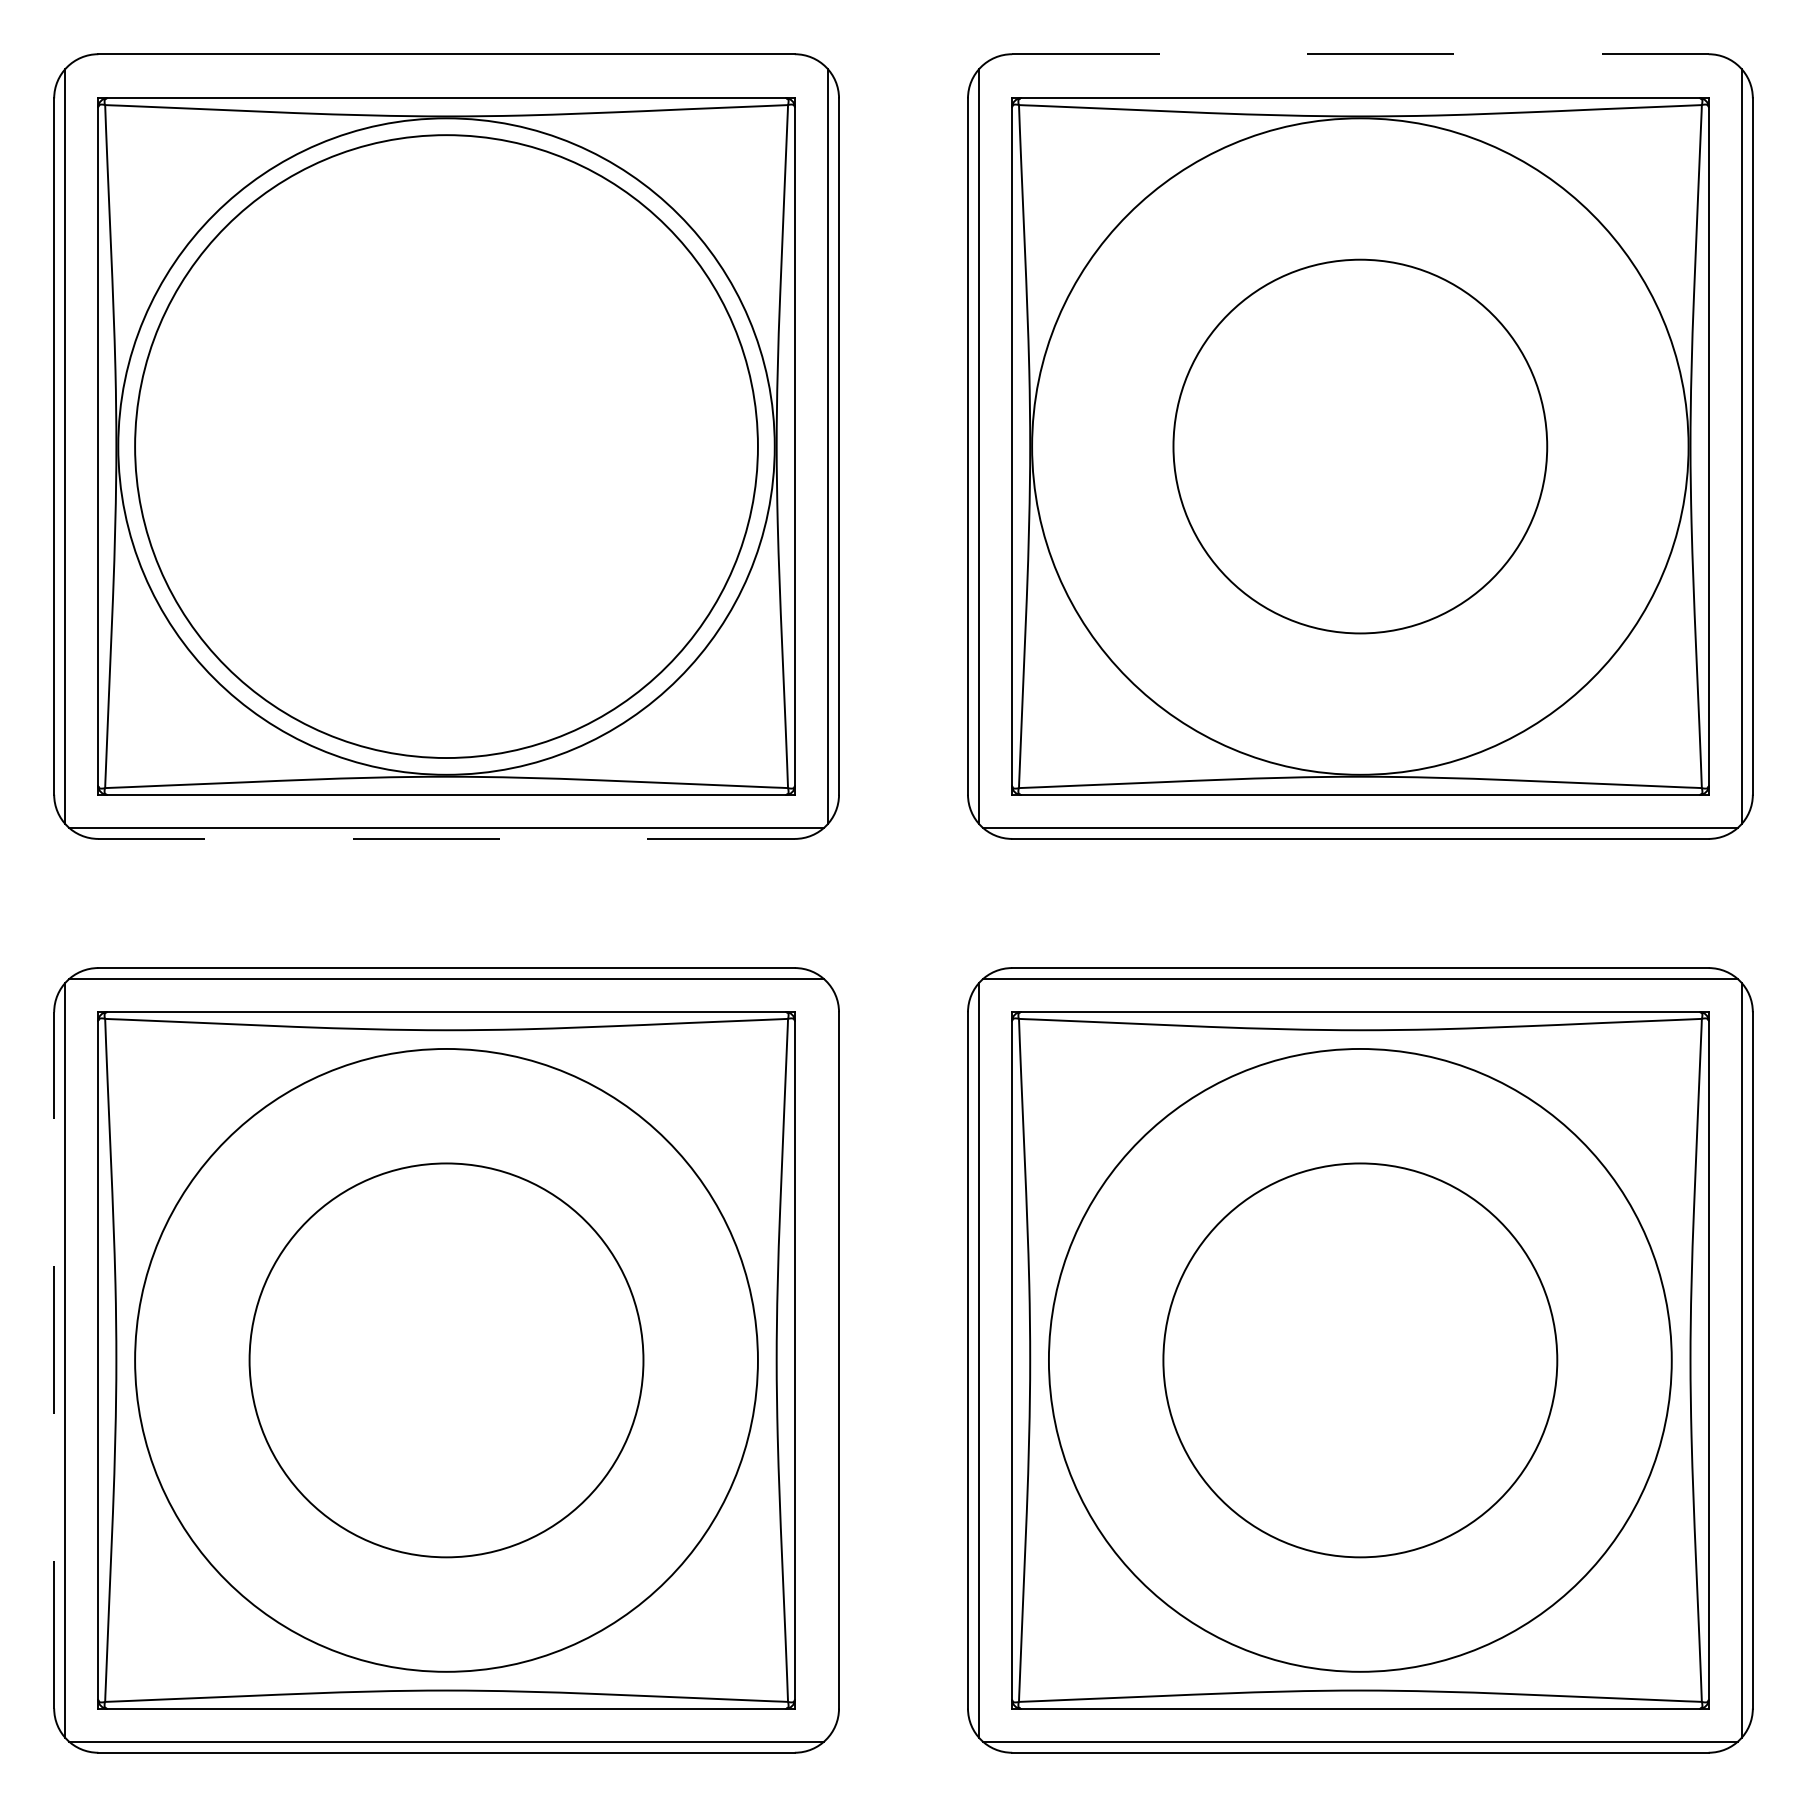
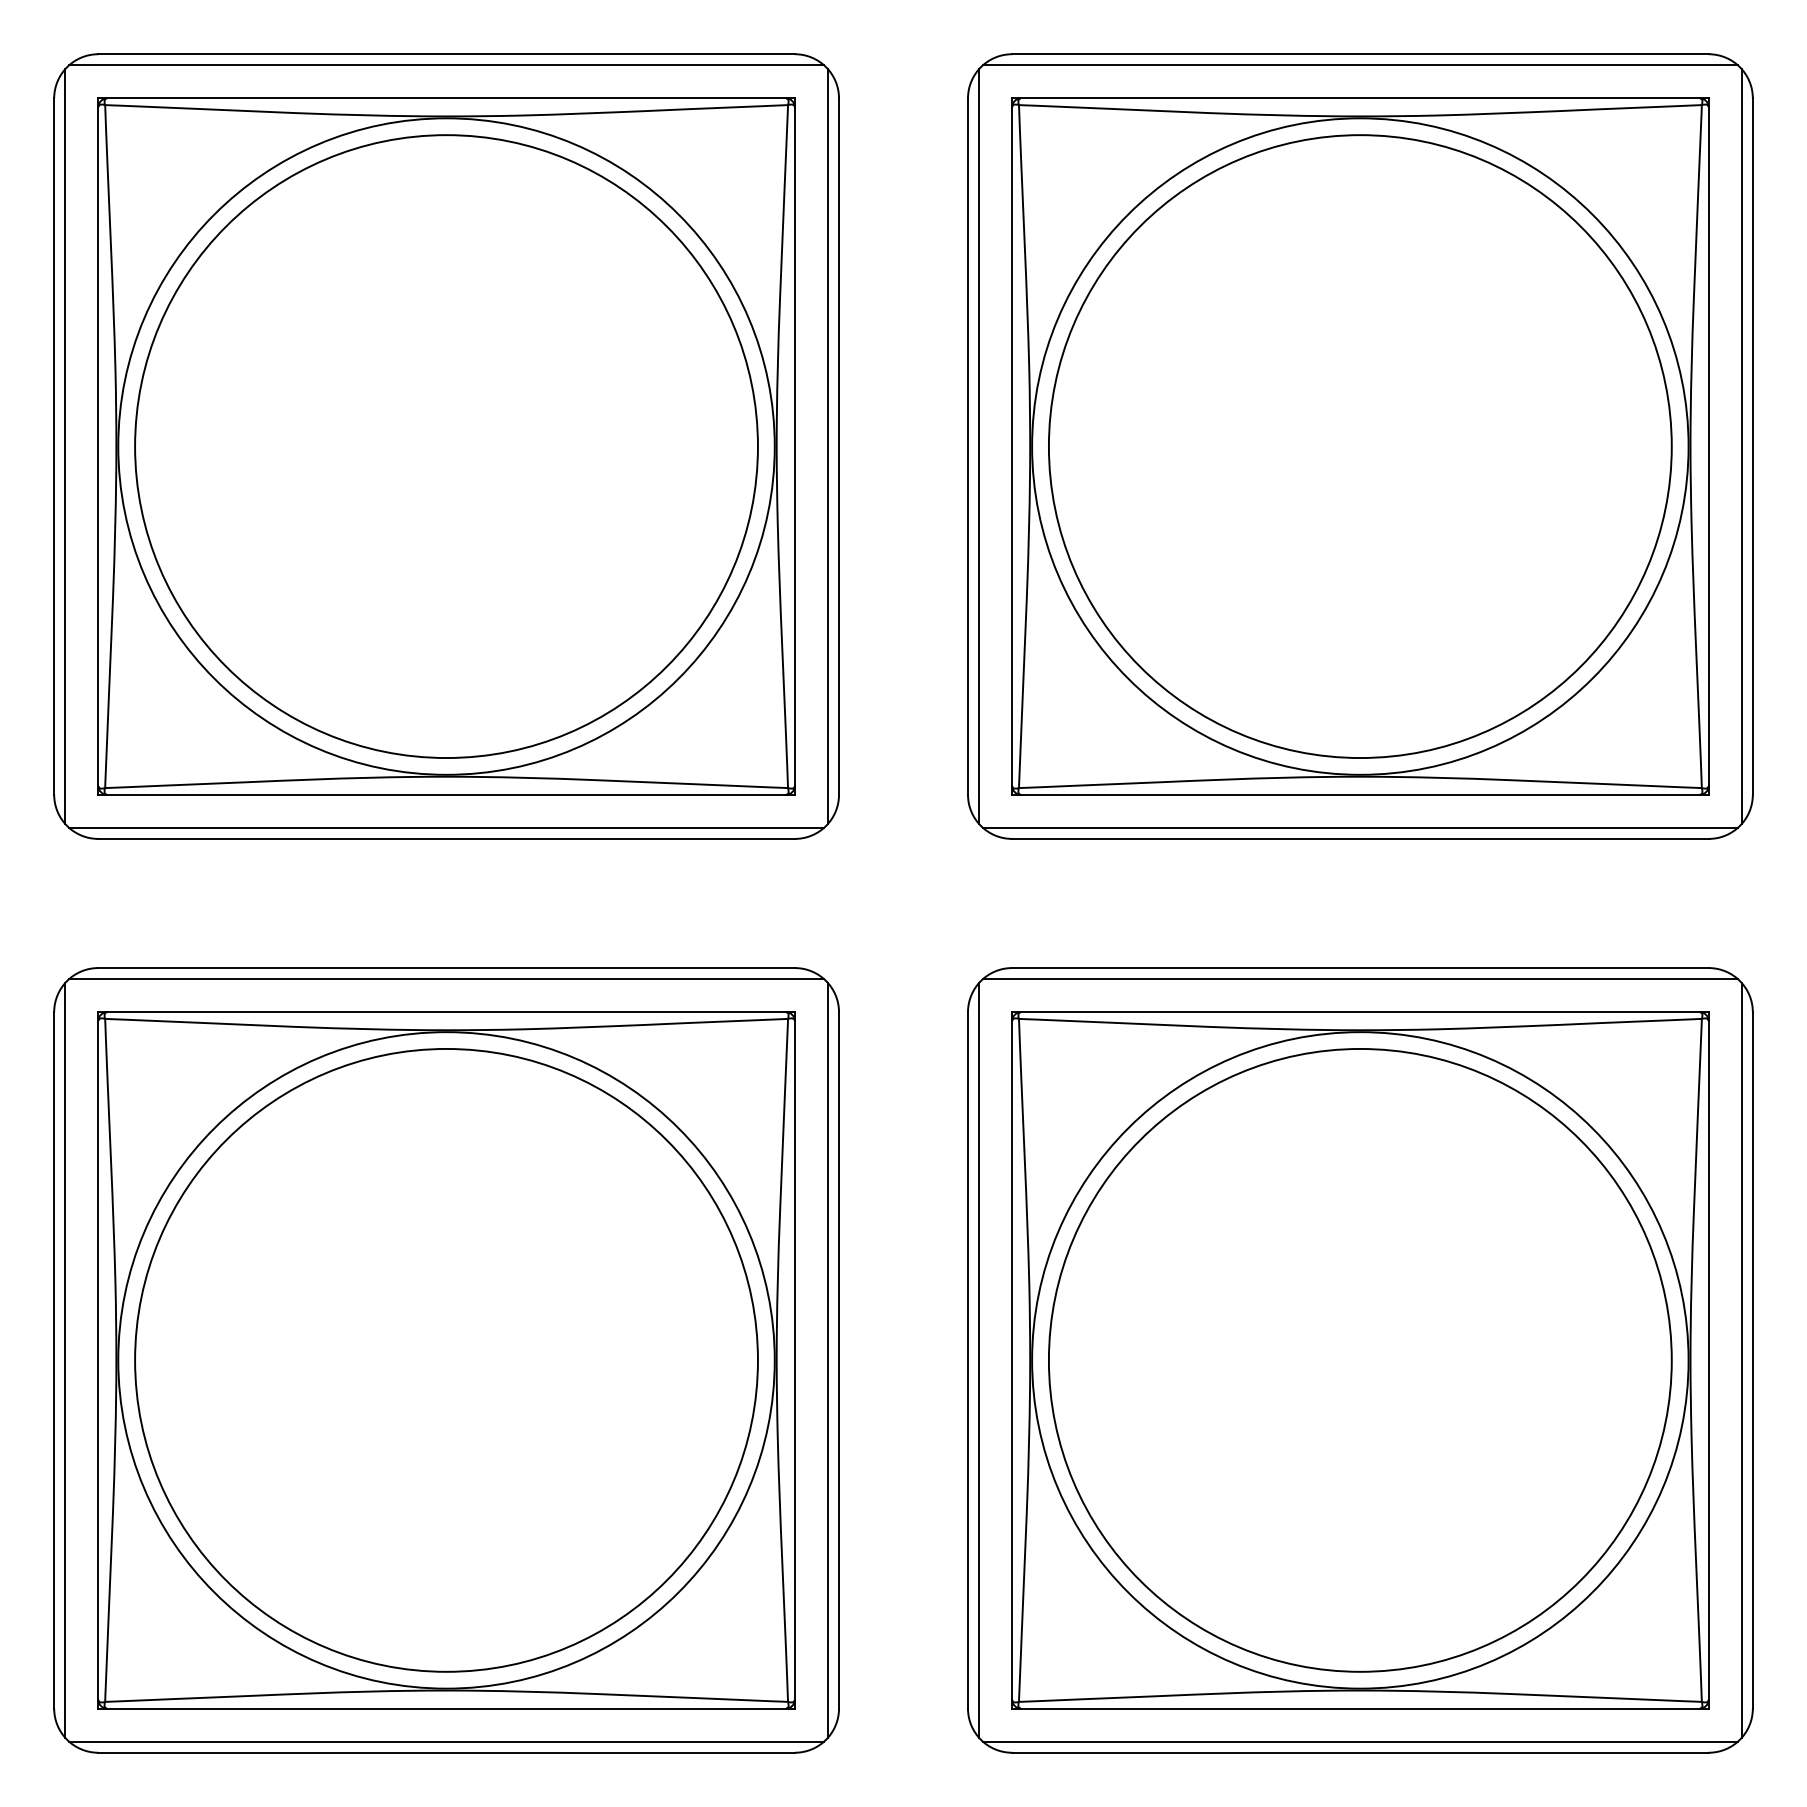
line: dashed -> solid (1360, 54)
line: none -> present (446, 65)
line: none -> present (1360, 65)
circle diameter: 374 px -> 623 px (1359, 446)
line: dashed -> solid (446, 838)
line: dashed -> solid (54, 1359)
circle diameter: 394 px -> 656 px (446, 1360)
line: none -> present (828, 1360)
circle diameter: 394 px -> 656 px (1360, 1360)
